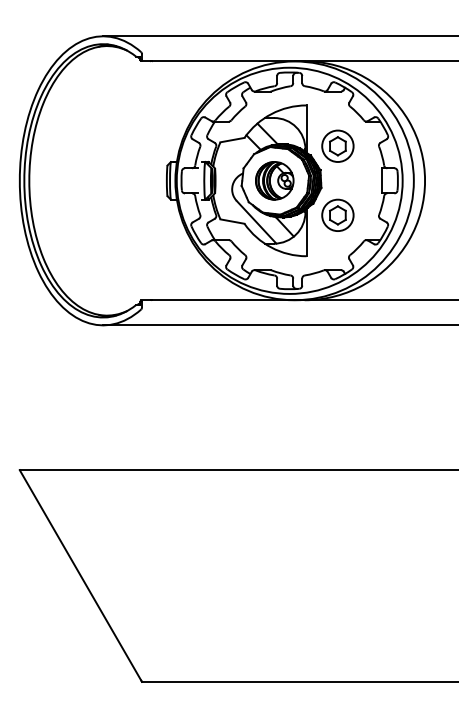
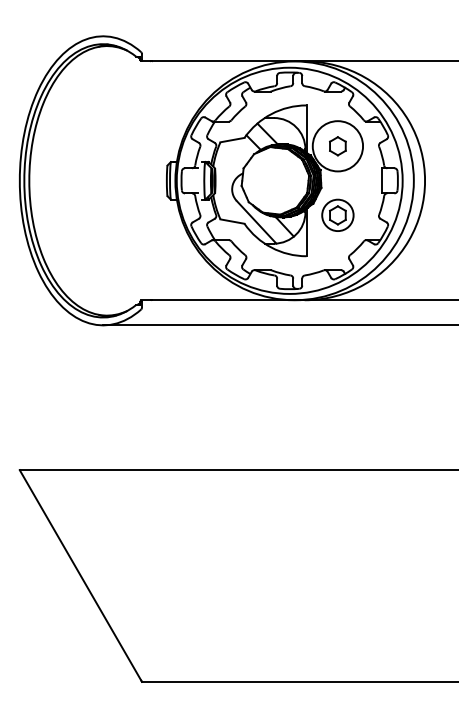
line: present -> none (279, 36)
circle diameter: 31 px -> 50 px (337, 146)
part: present -> none (274, 180)
